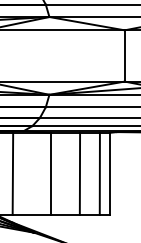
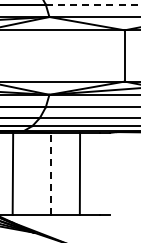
line: solid -> dashed (93, 4)
line: solid -> dashed (50, 173)
line: present -> none (99, 173)
line: present -> none (109, 173)
